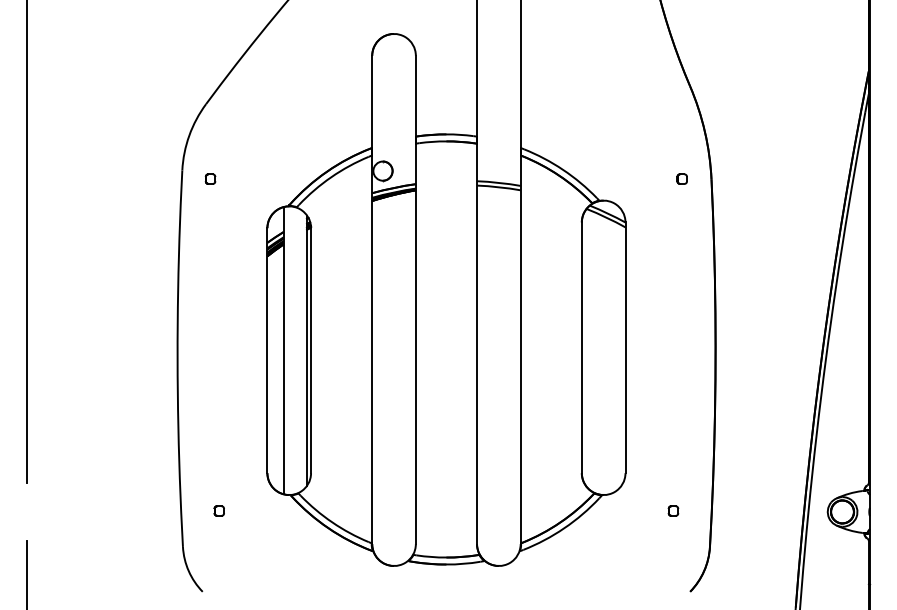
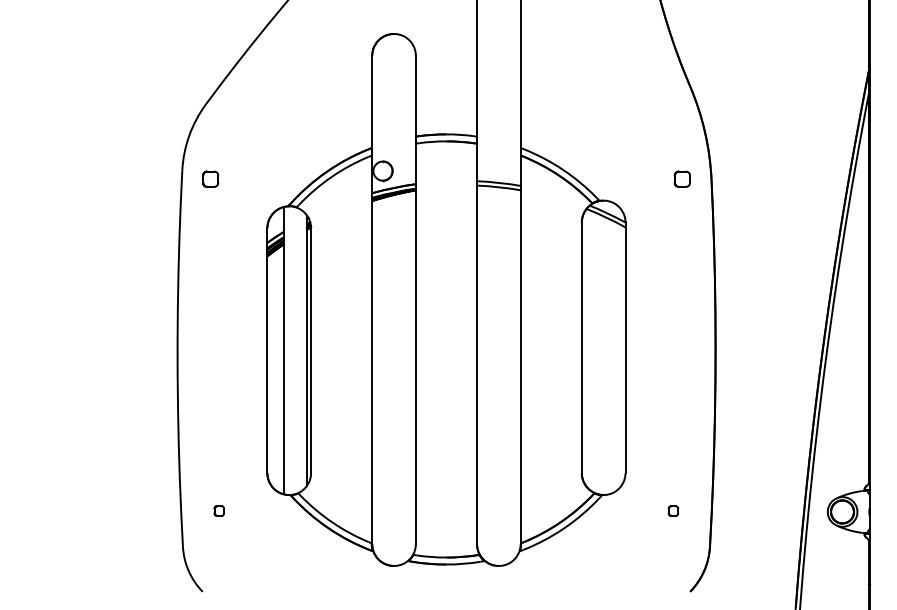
part size: 13x12 px -> 18x18 px (210, 178)
part size: 12x12 px -> 18x18 px (681, 178)
line: present -> none (26, 242)
line: present -> none (26, 573)
